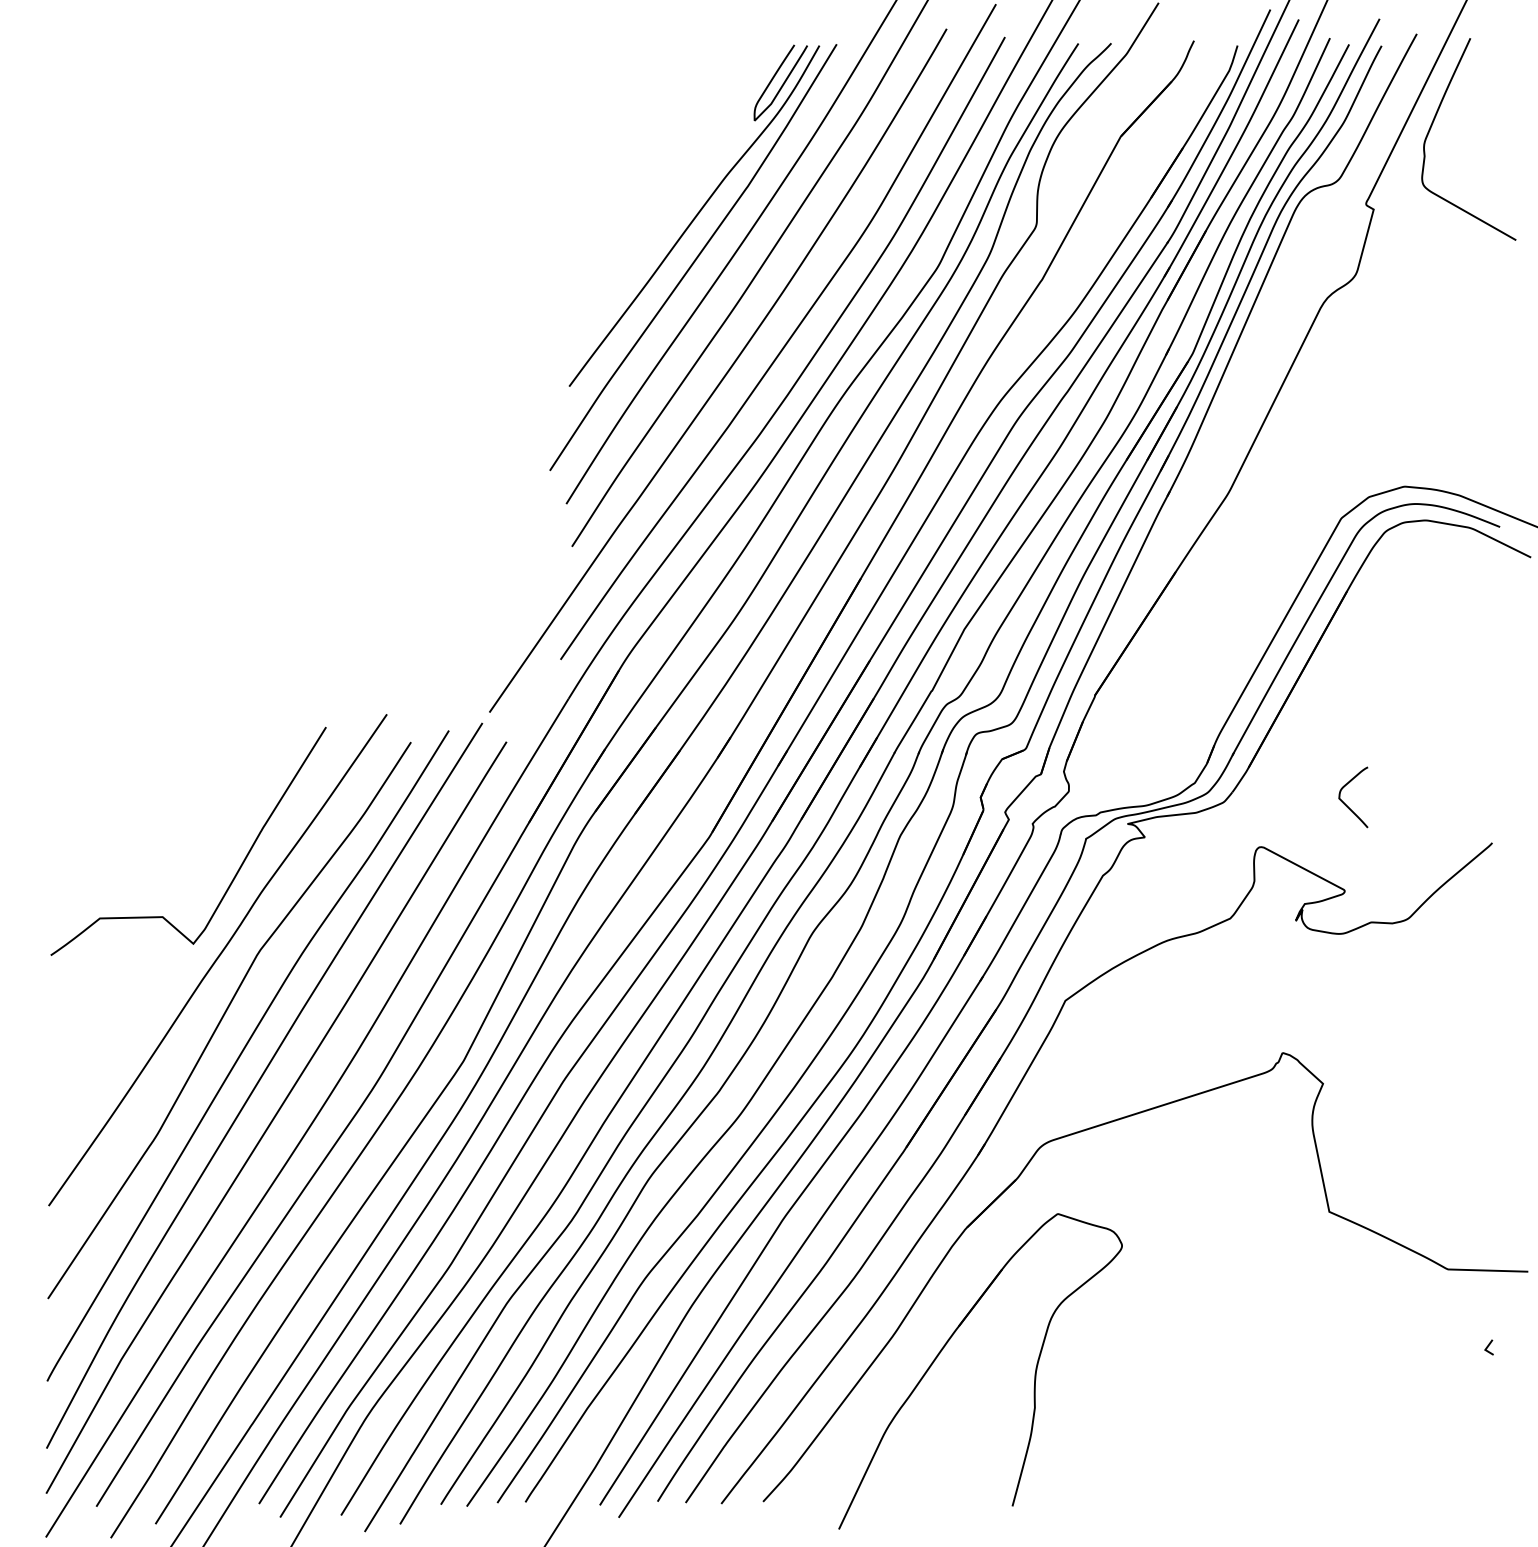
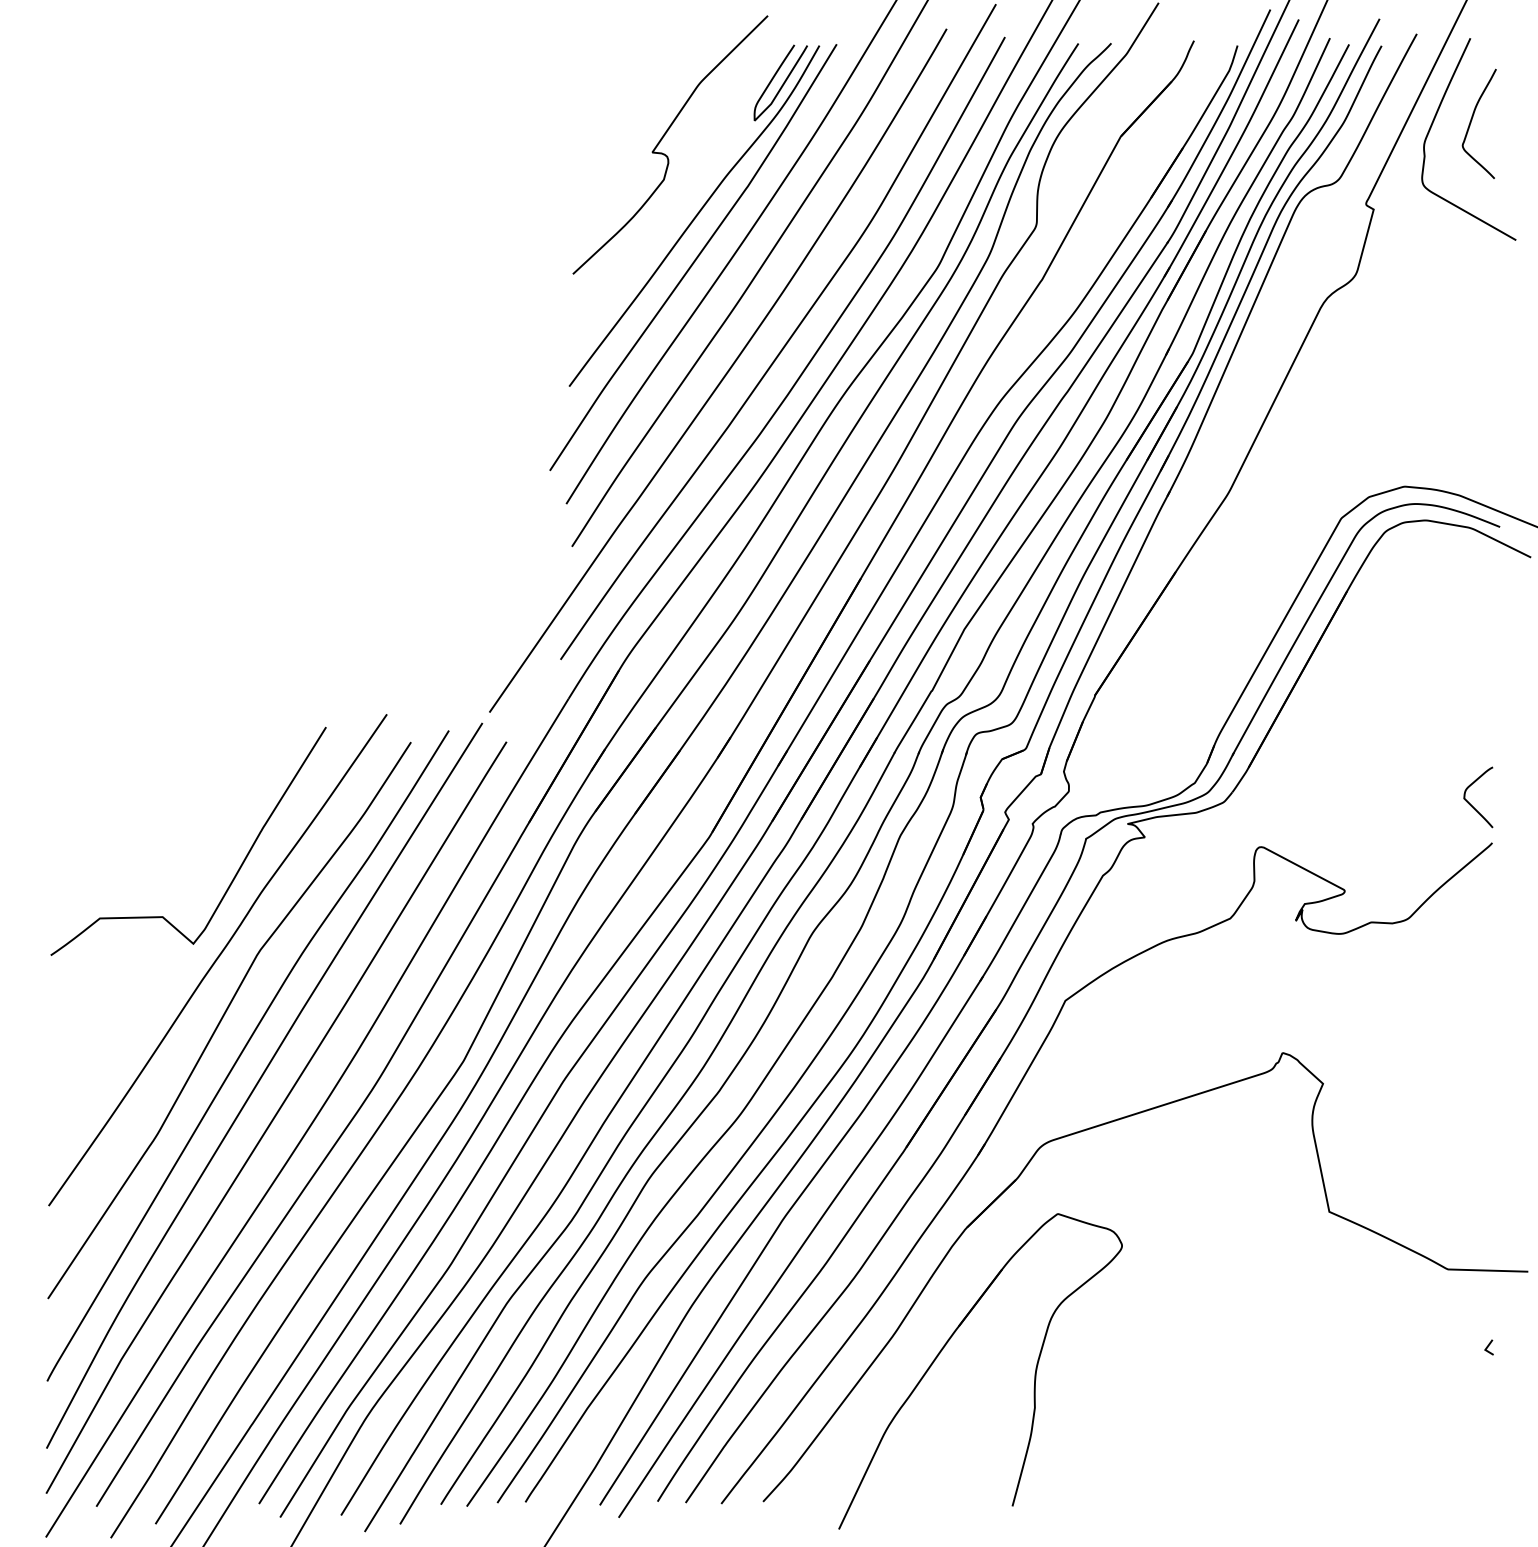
curve: none -> present (1472, 120)
curve: none -> present (663, 138)
curve position: (1346, 804) -> (1471, 804) (1471, 804)
